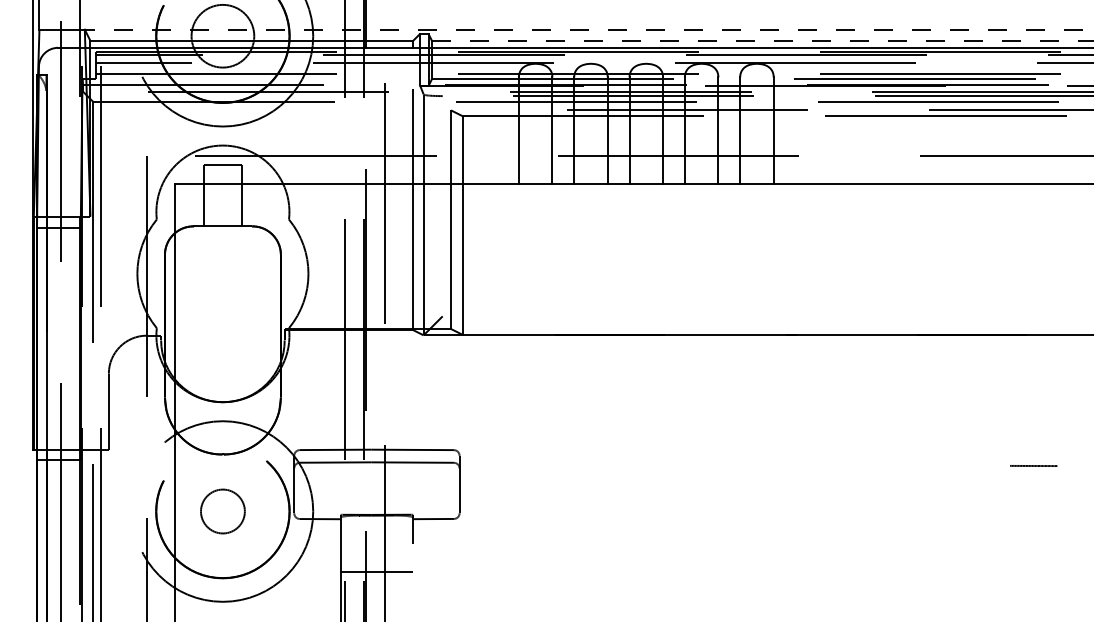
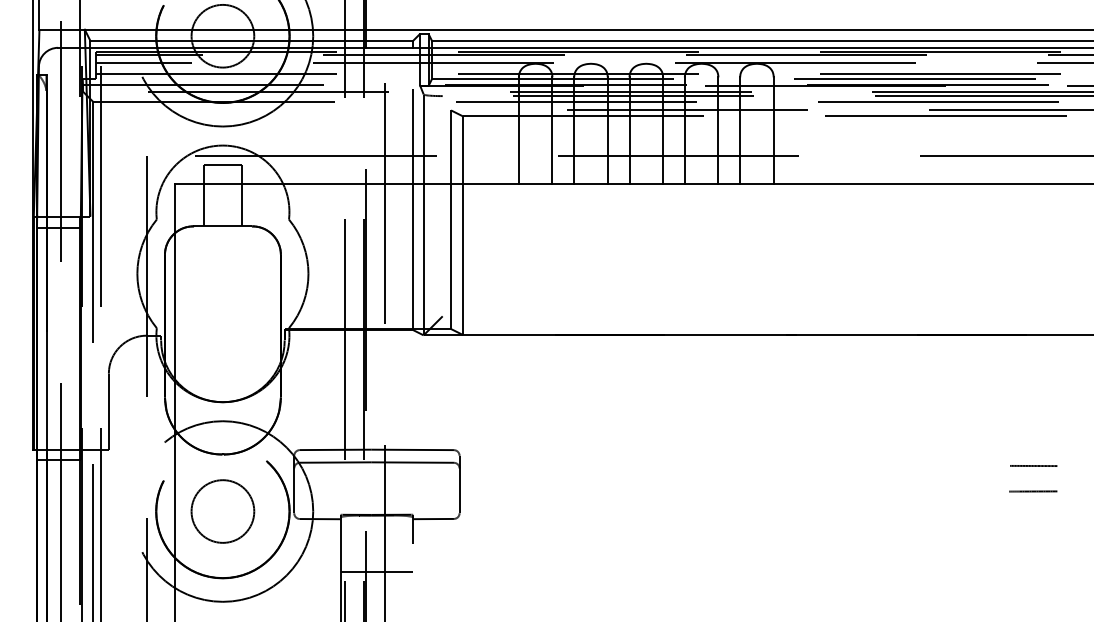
line: dashed -> solid (588, 29)
line: dashed -> solid (762, 40)
line: none -> present (1033, 491)
circle size: 46x47 px -> 66x65 px (222, 511)
